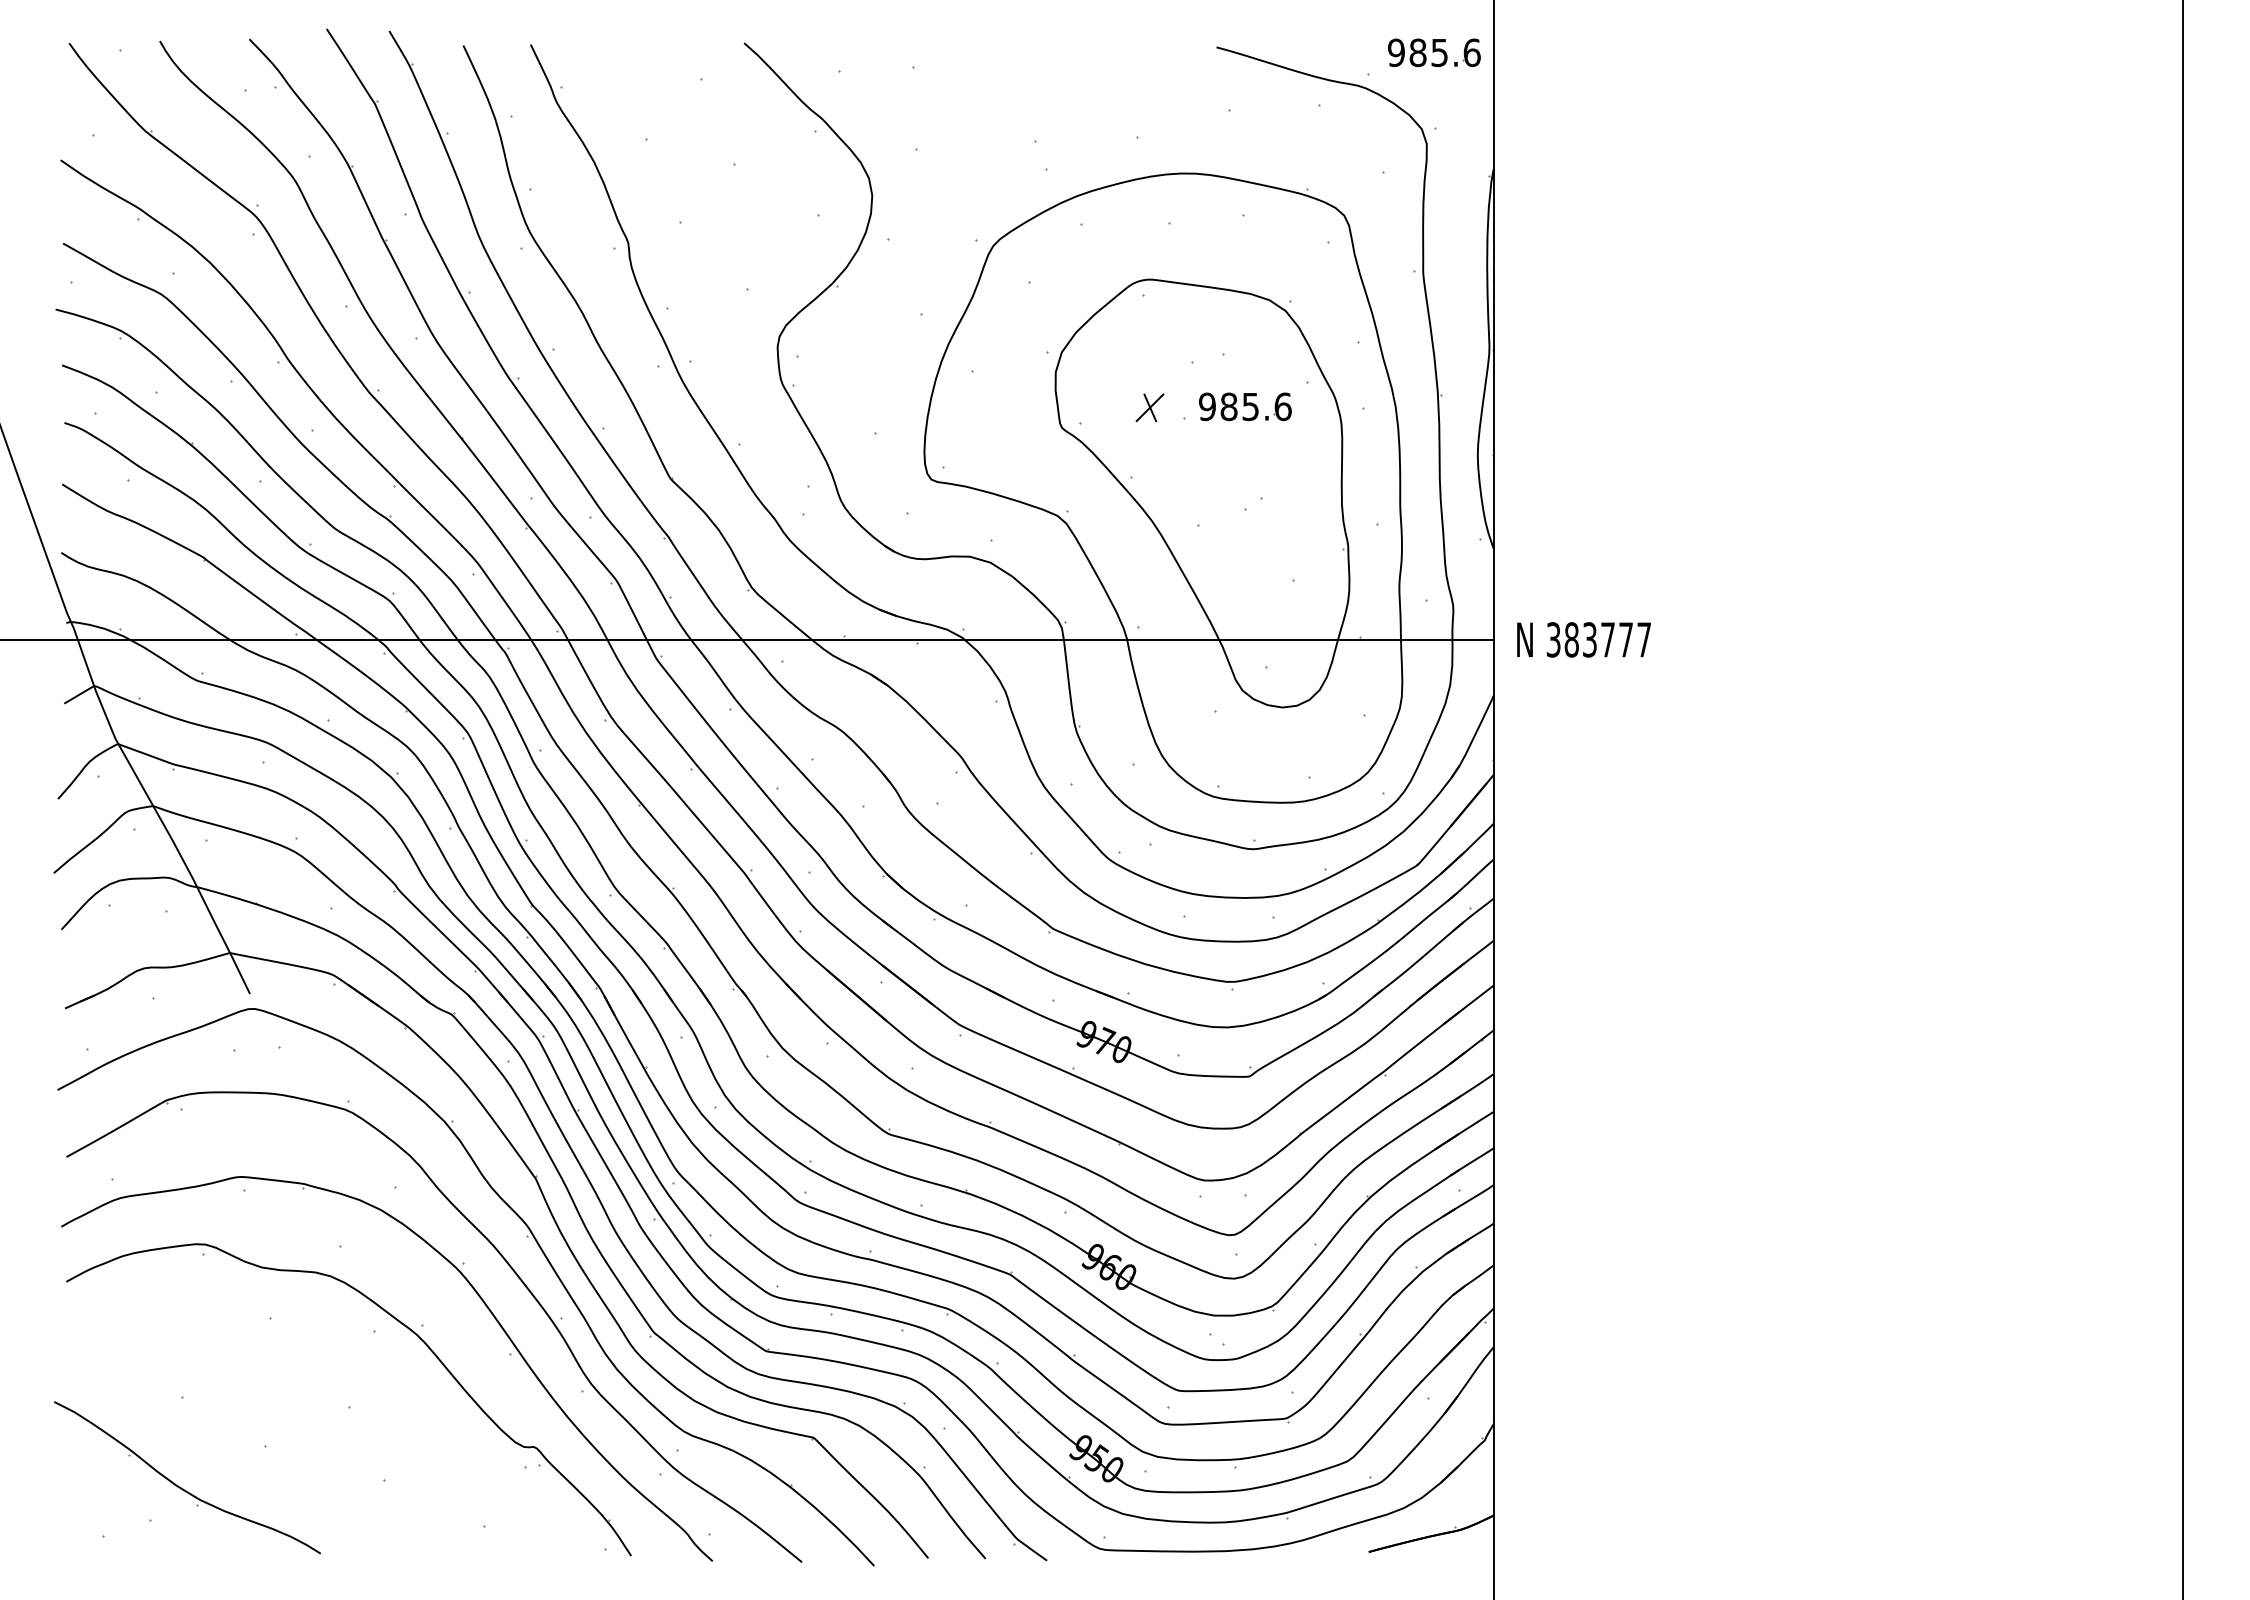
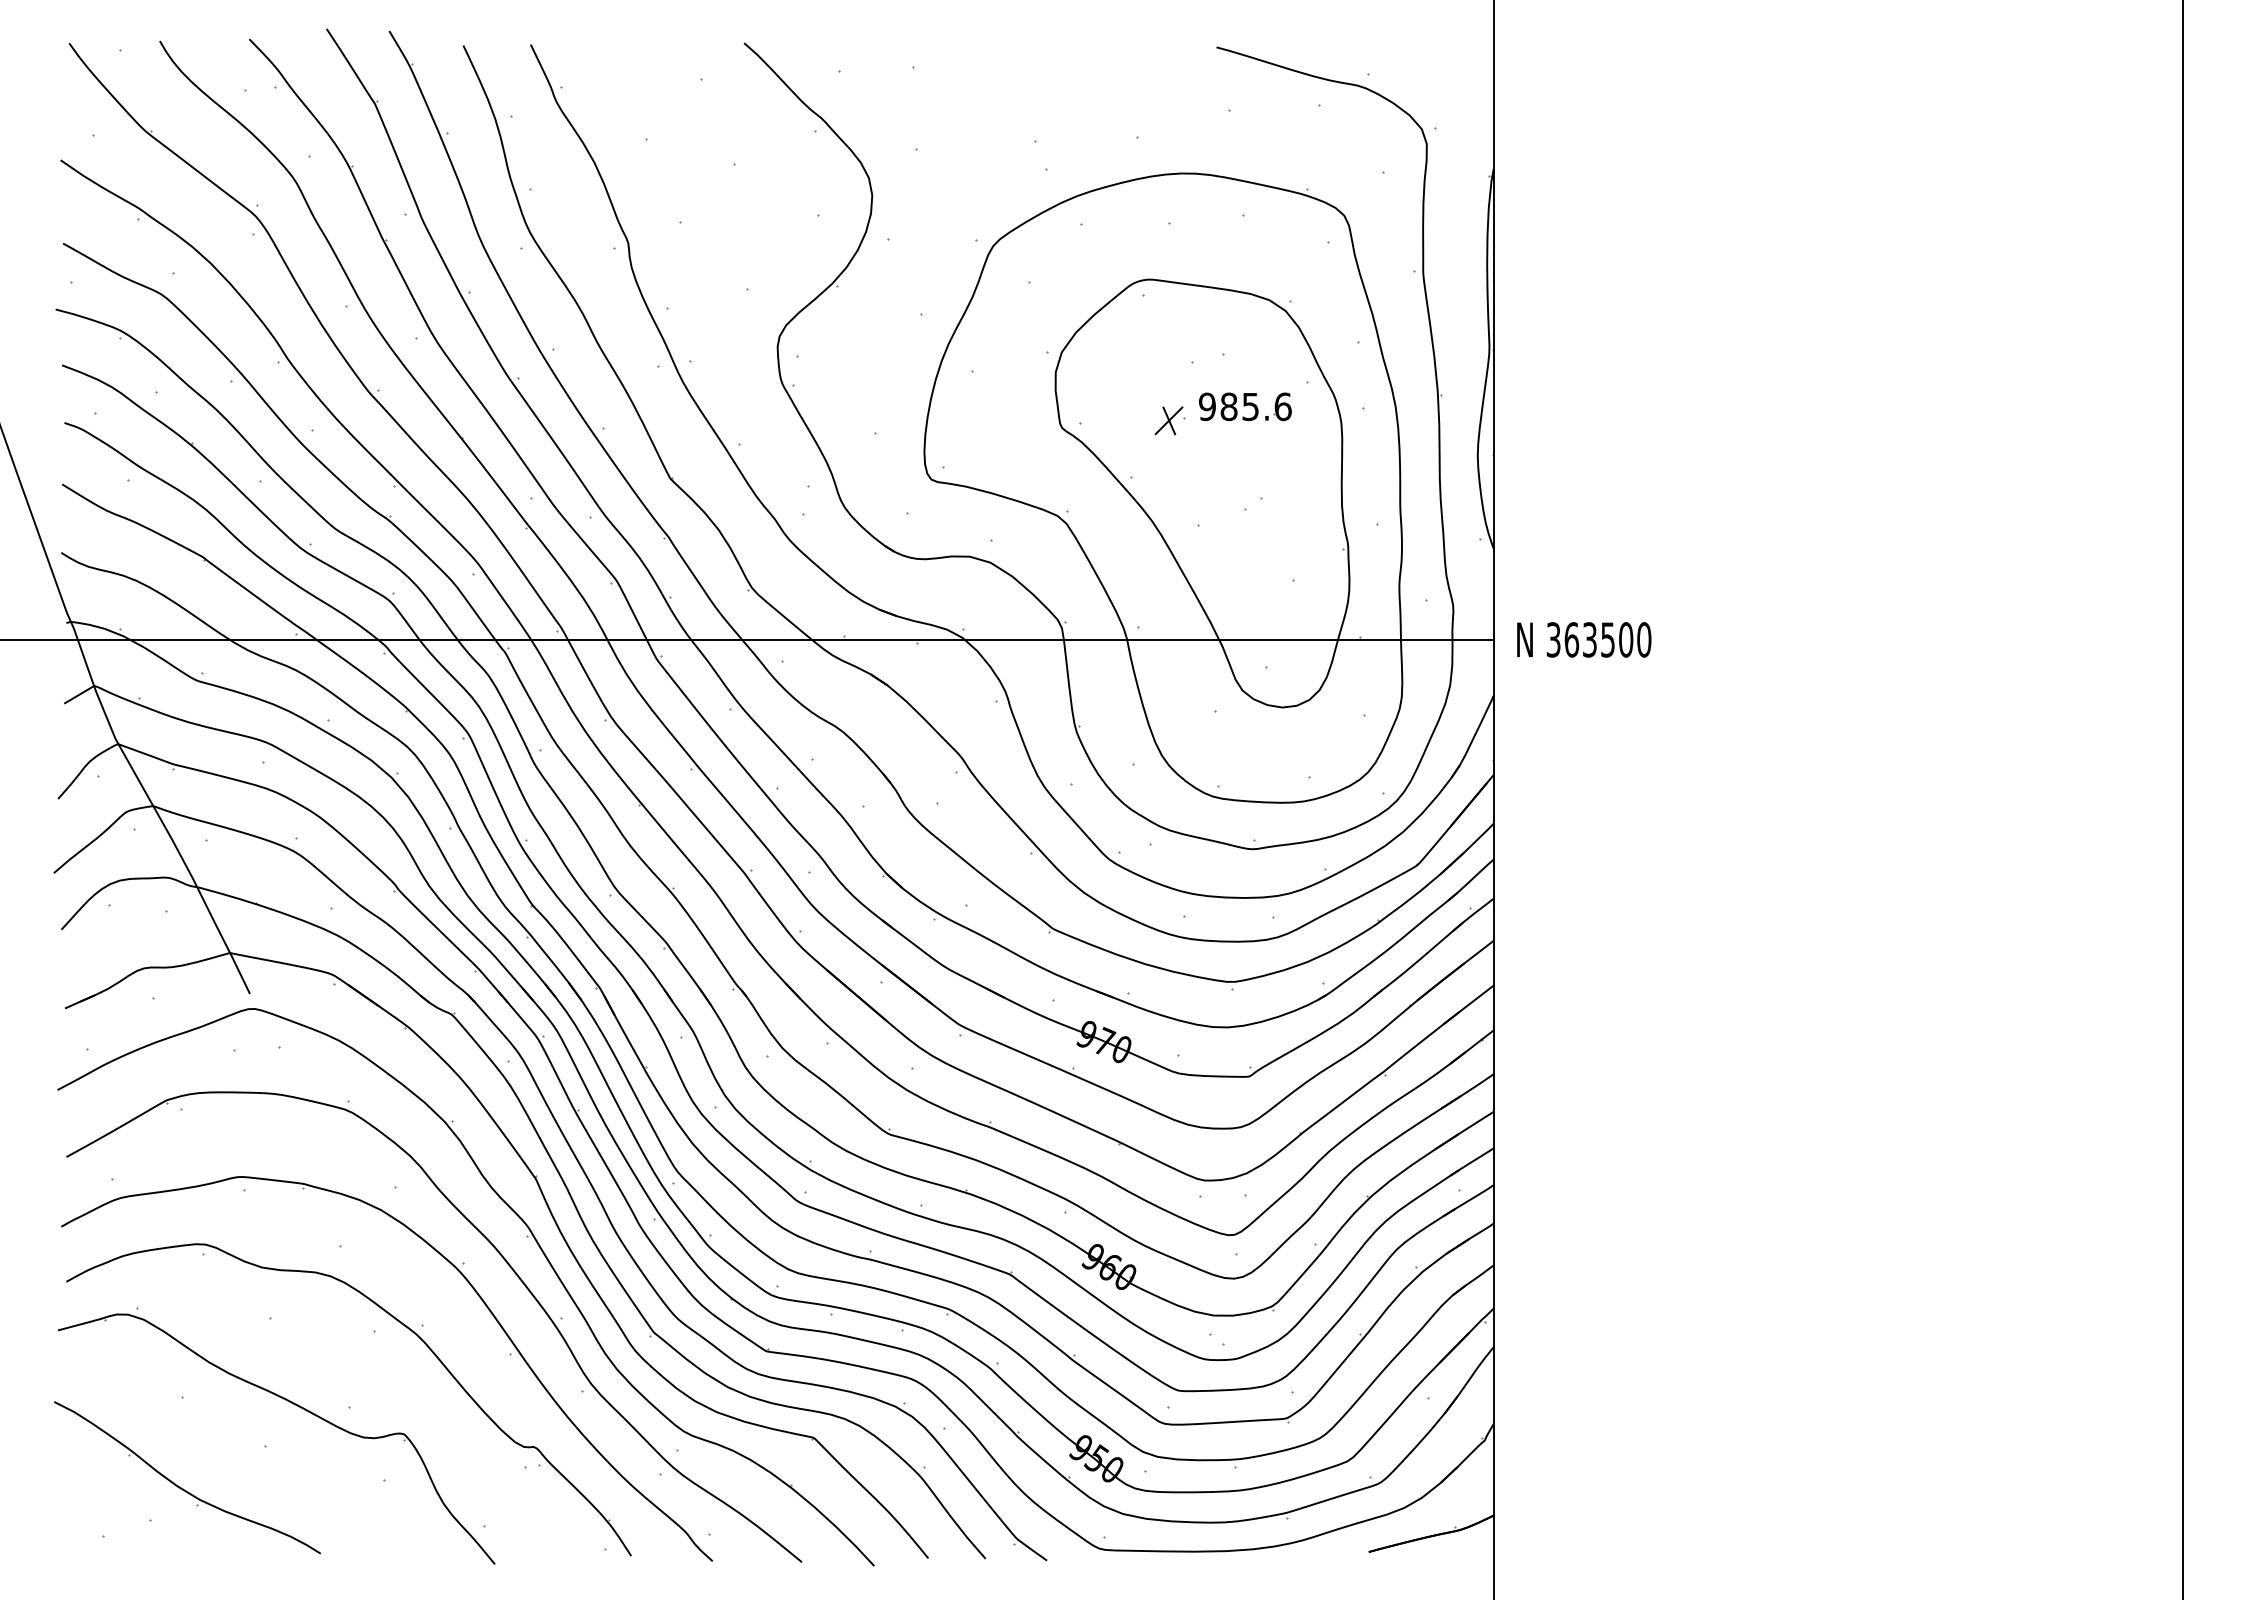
part: present -> none (1434, 52)
part position: (1149, 407) -> (1168, 420) (1168, 420)
text: 383777 -> 363500 (1607, 639)
part: none -> present (291, 1403)
